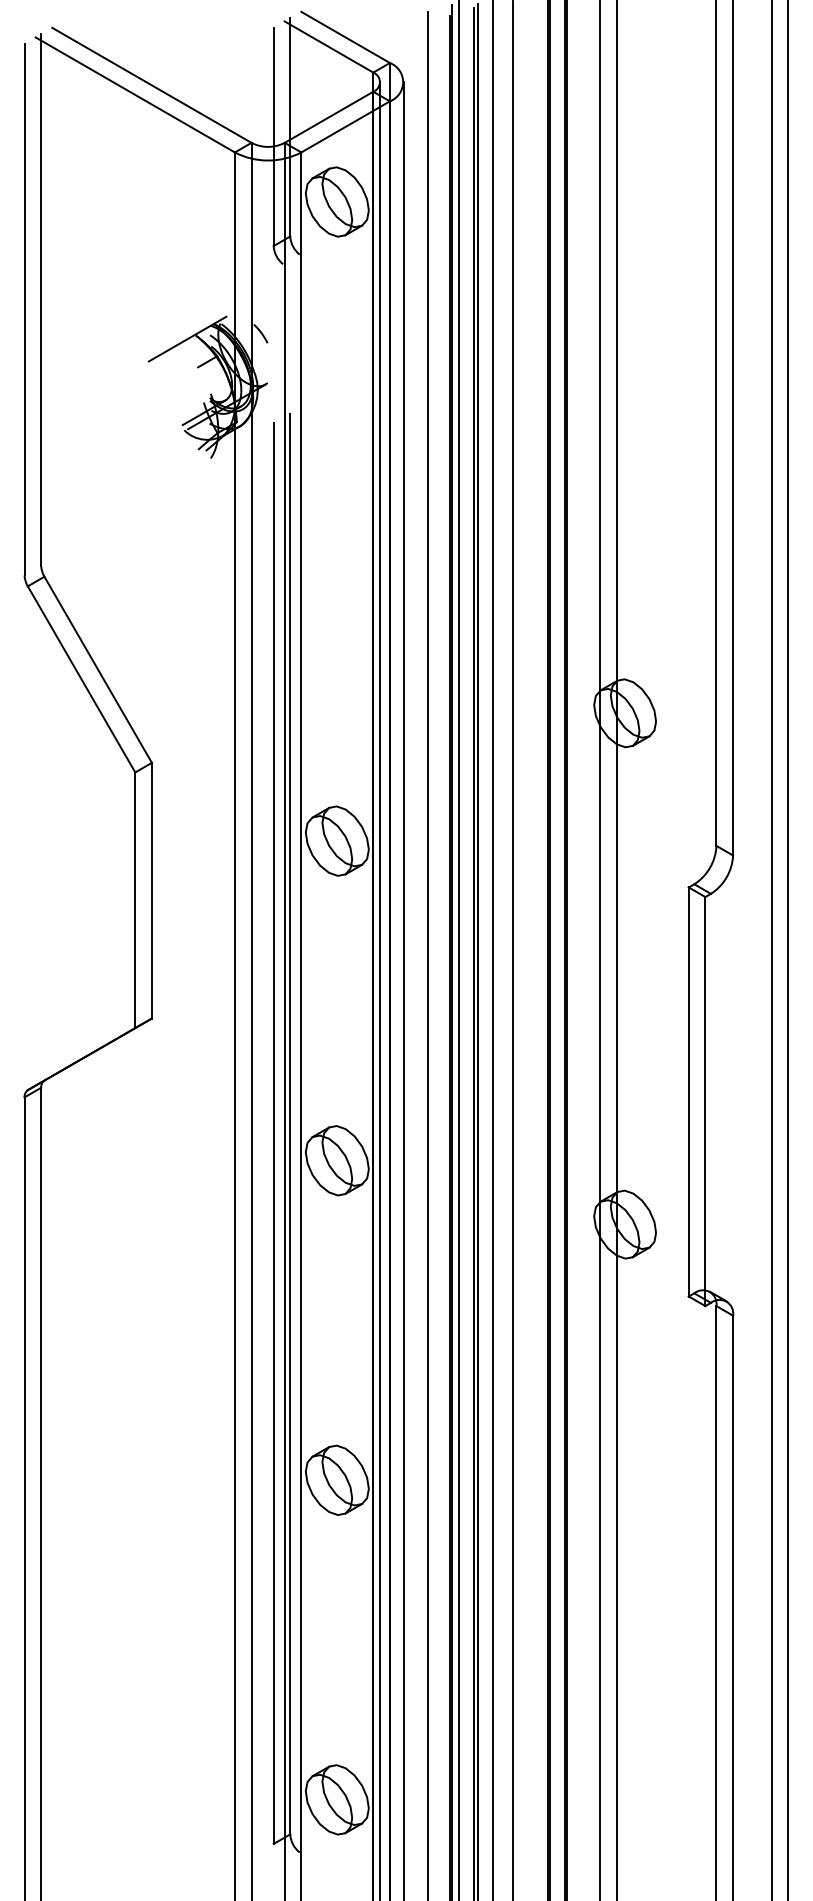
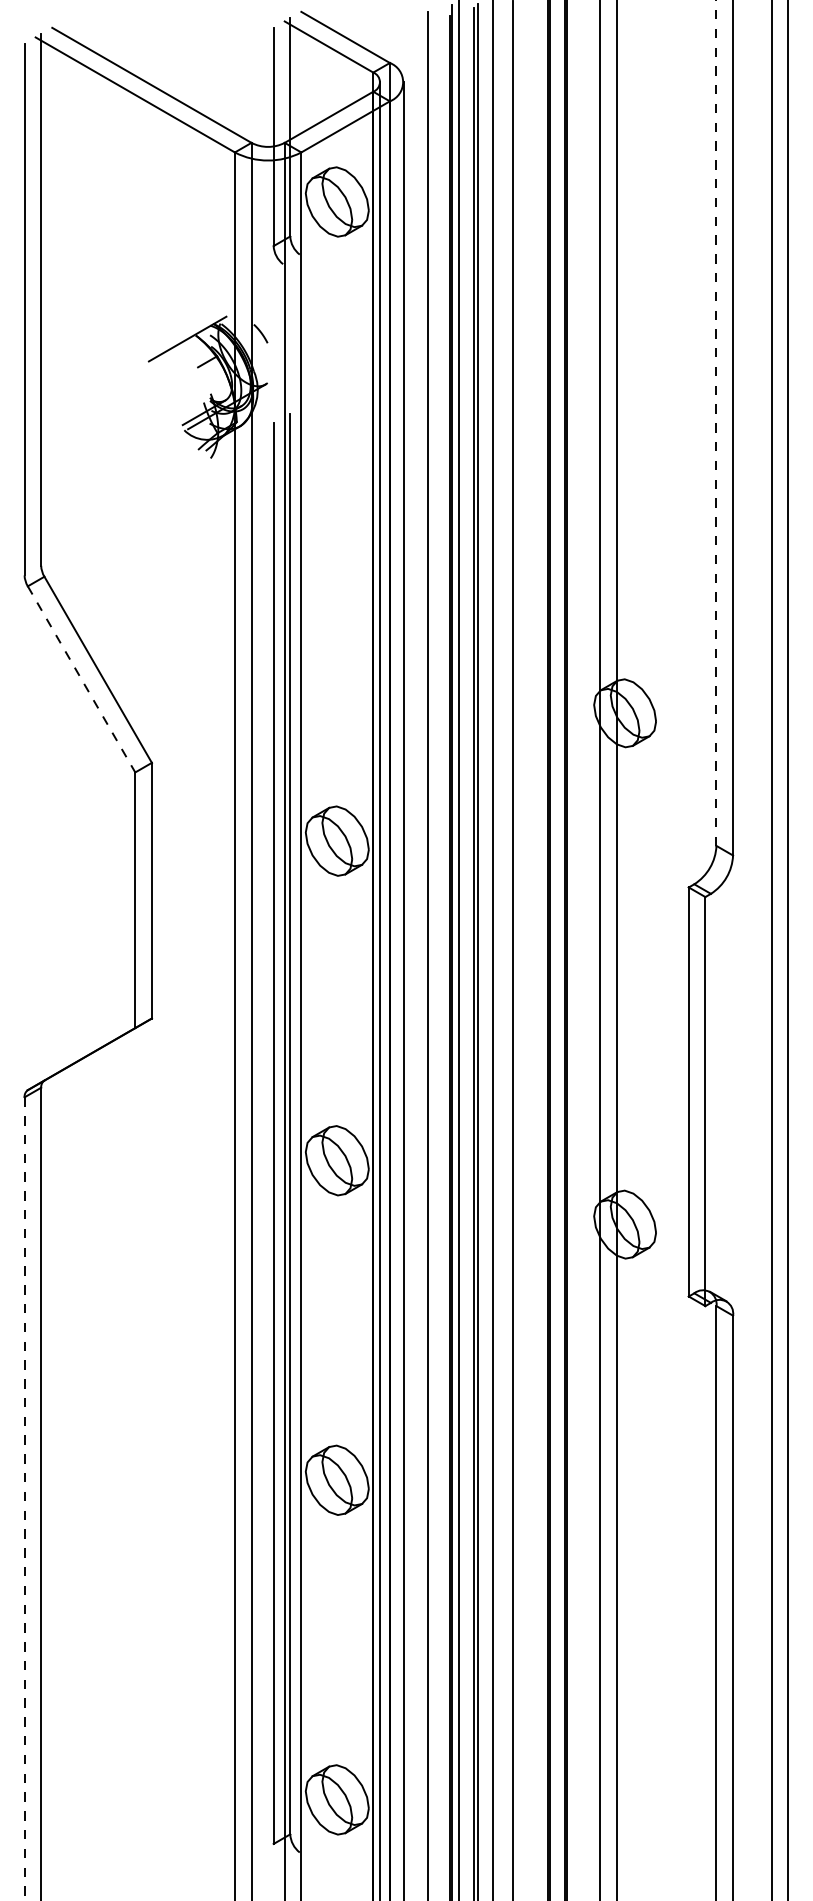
line: solid -> dashed (716, 423)
line: solid -> dashed (81, 679)
line: solid -> dashed (24, 1499)
